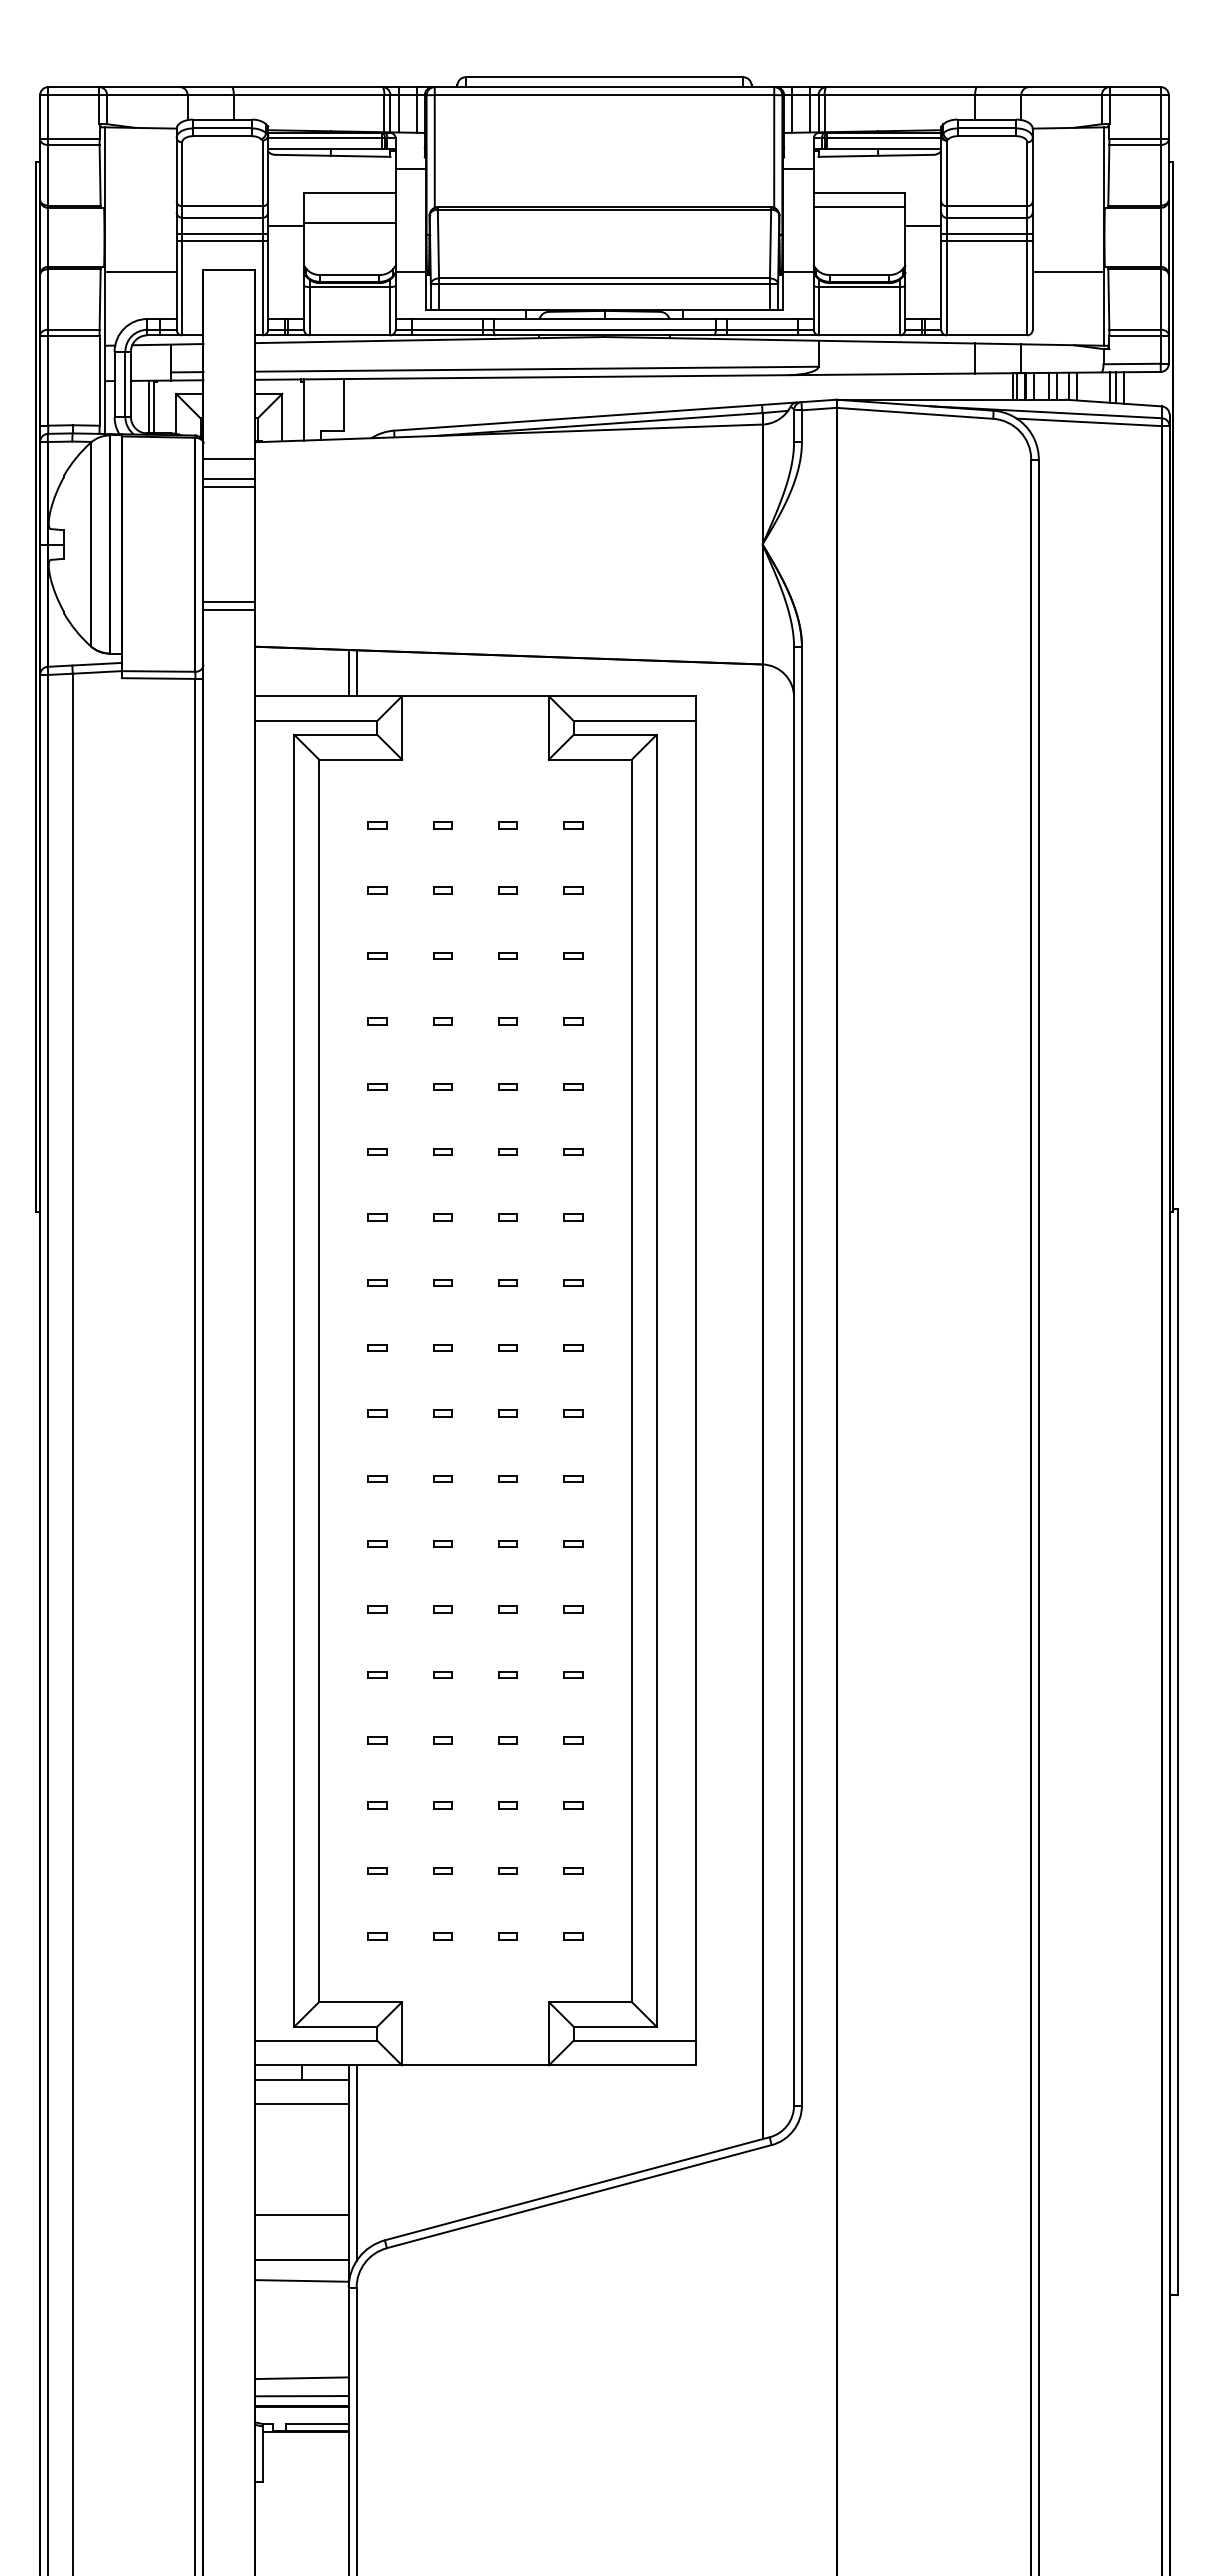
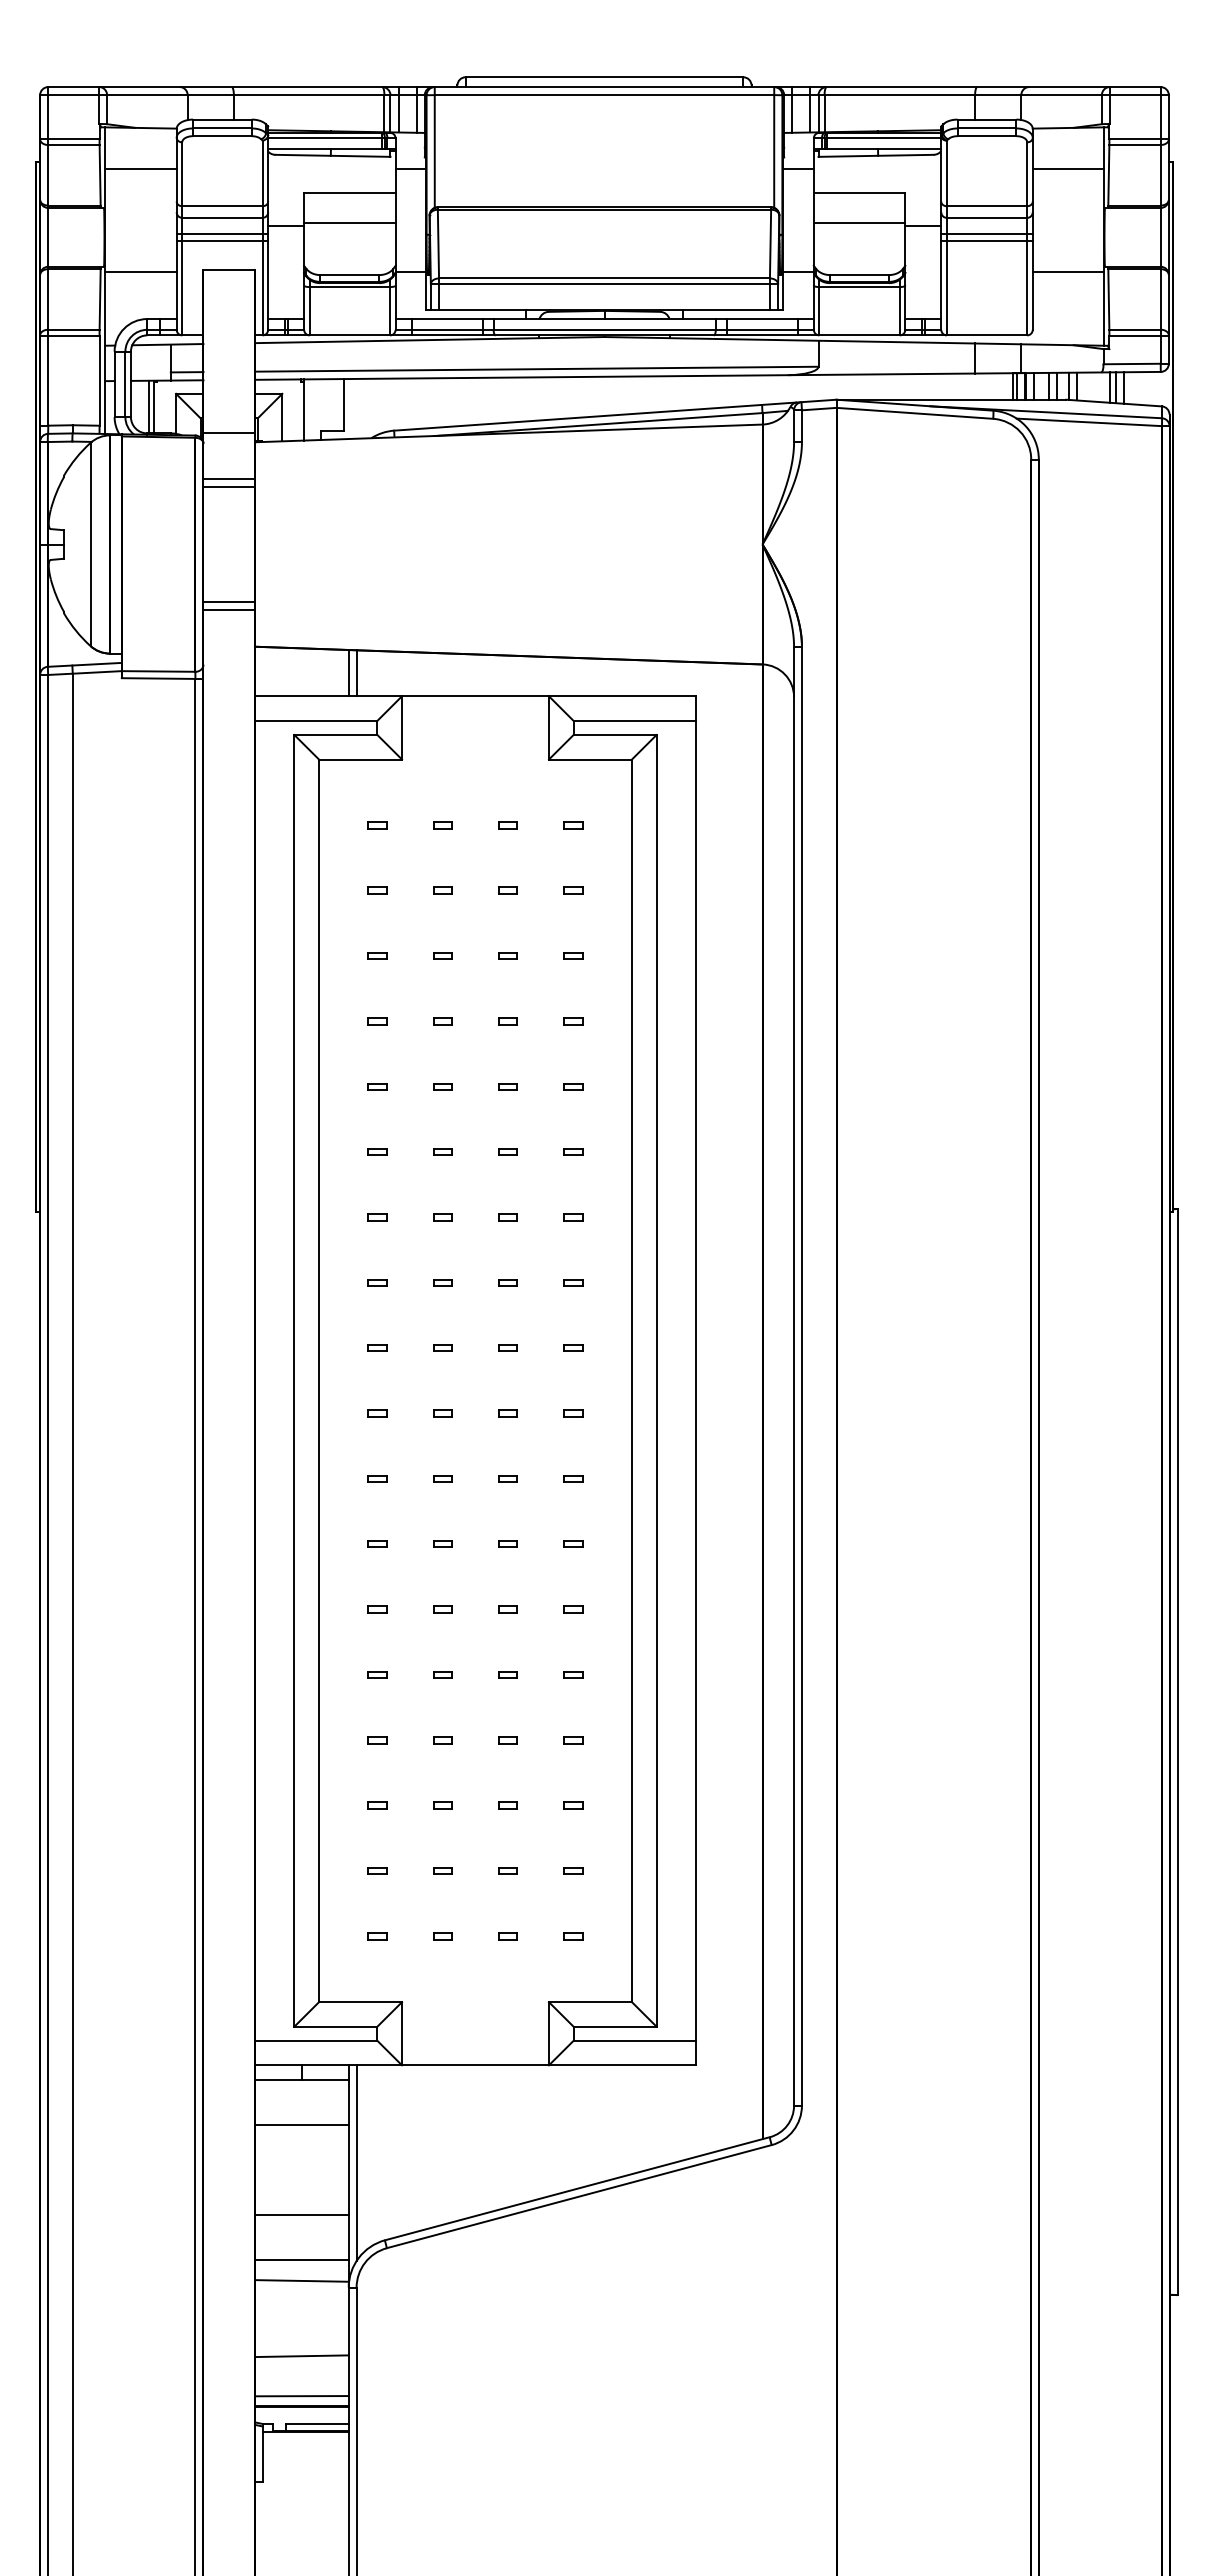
line: none -> present (140, 168)
line: none -> present (1067, 168)
line position: (859, 207) -> (859, 223) (859, 223)
line position: (228, 459) -> (228, 433) (228, 433)
line position: (301, 2104) -> (301, 2125) (301, 2125)
line position: (301, 2378) -> (301, 2356) (301, 2356)
